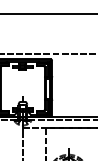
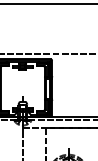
line position: (48, 14) -> (48, 4) (48, 4)
